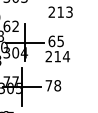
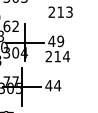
text: 65 -> 49 (56, 41)
text: 78 -> 44 (53, 85)
